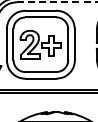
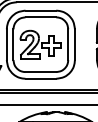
line: dashed -> solid (57, 2)
line: none -> present (48, 105)
